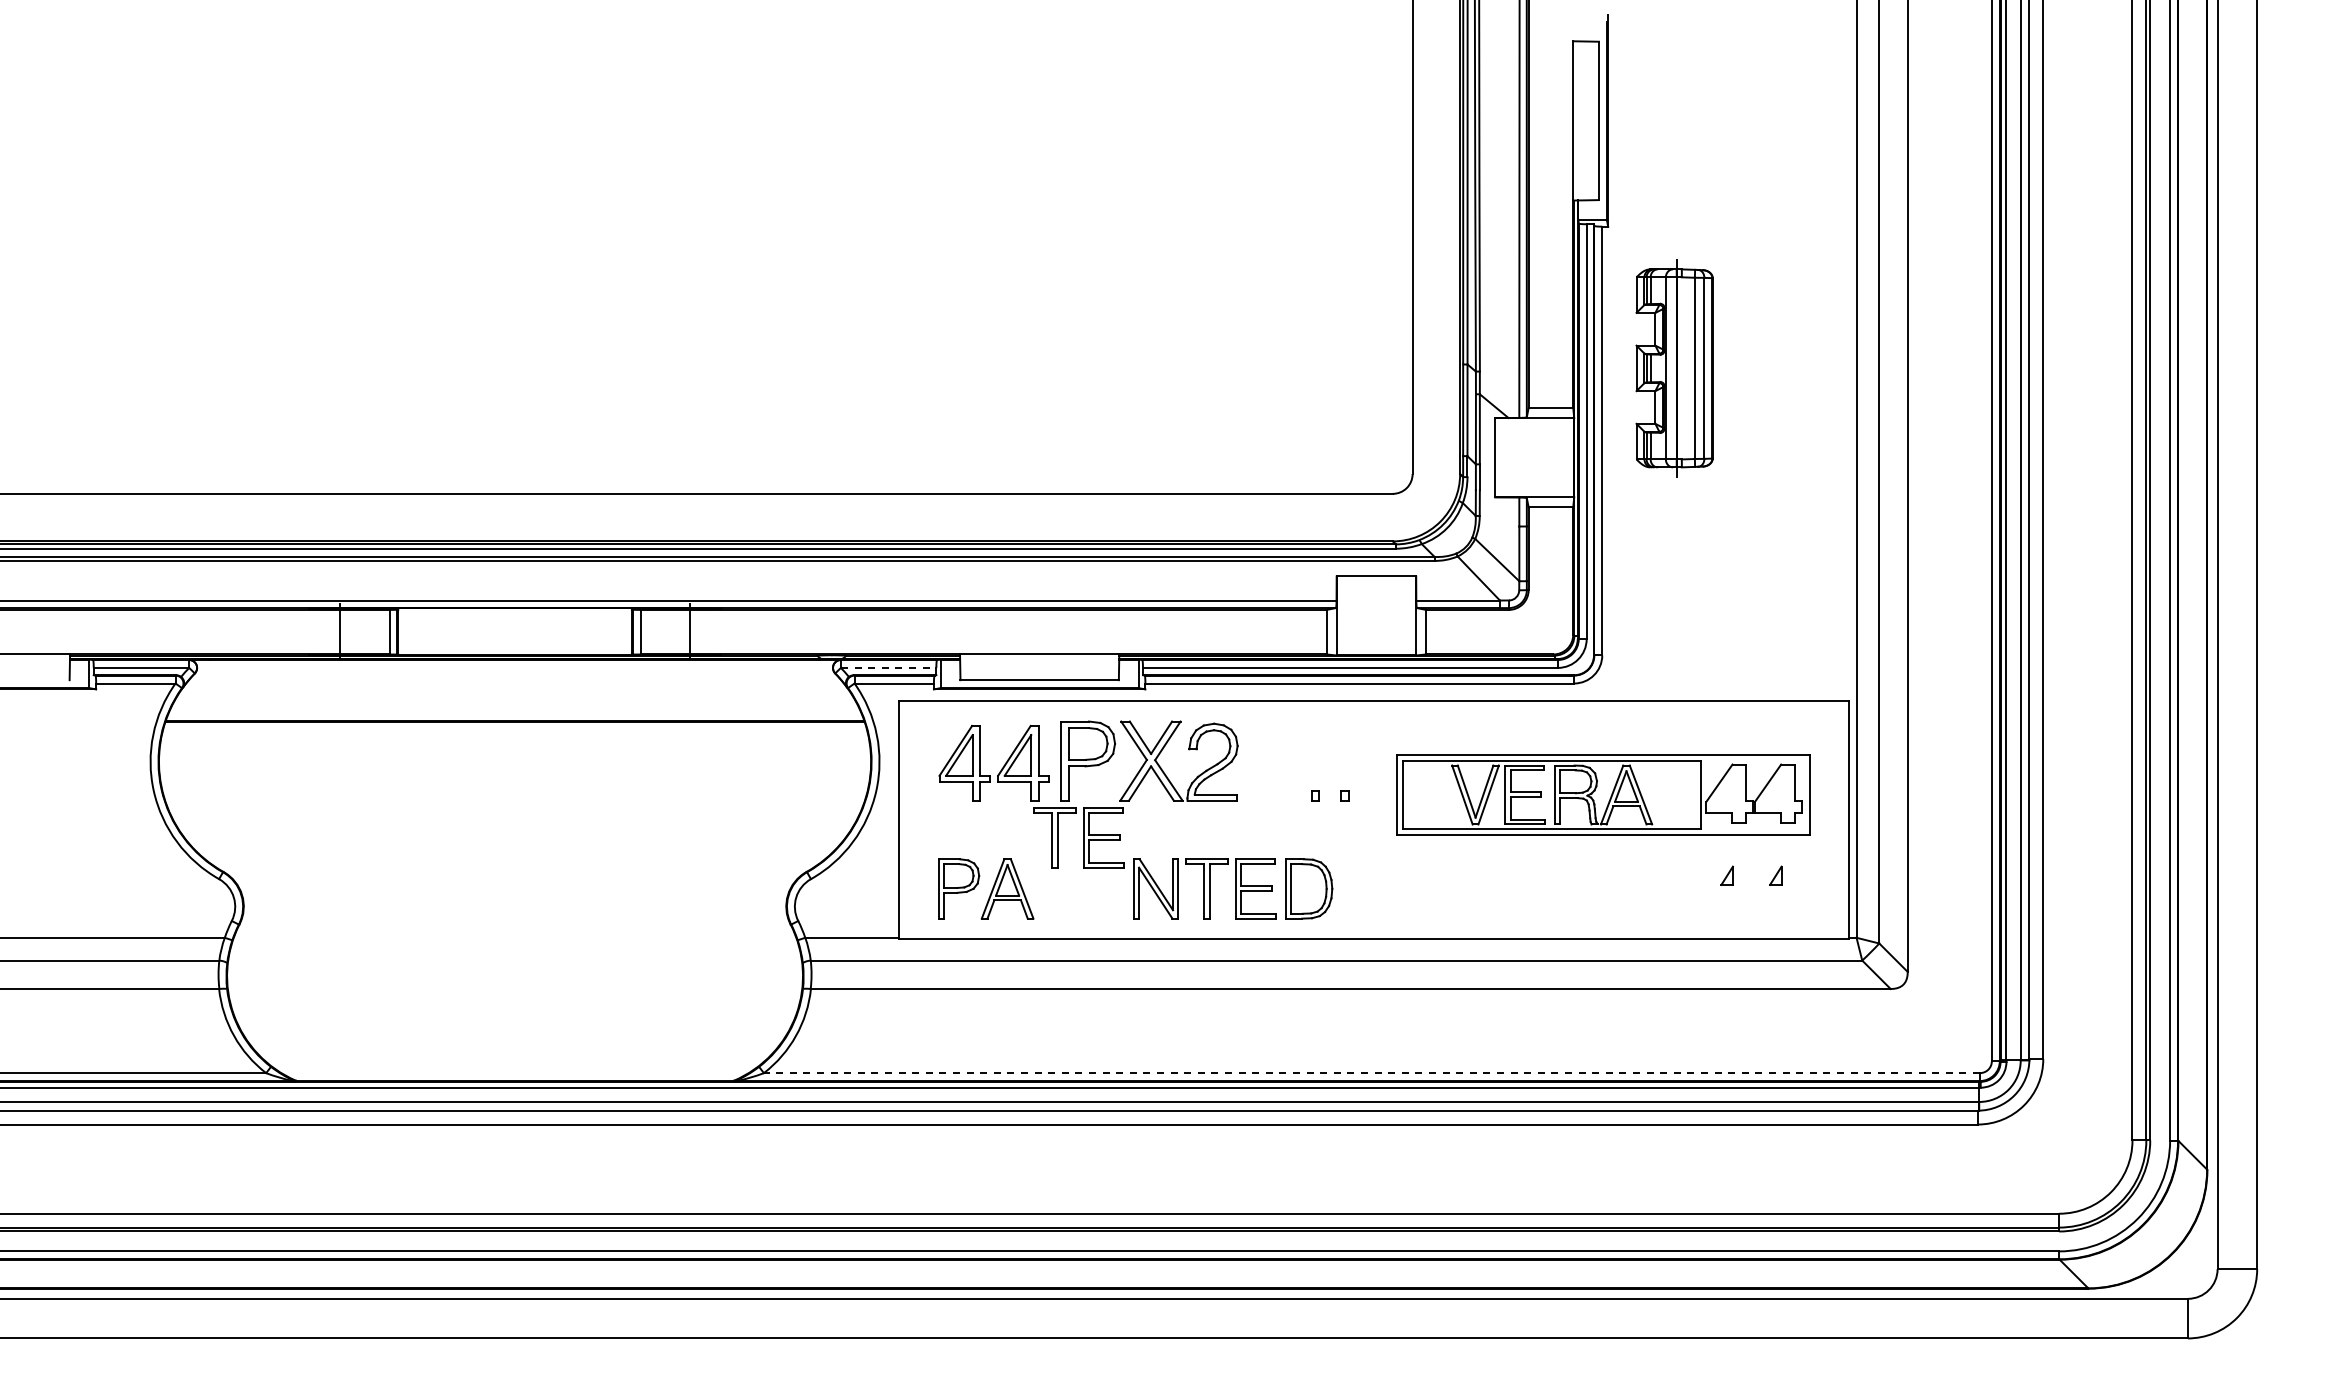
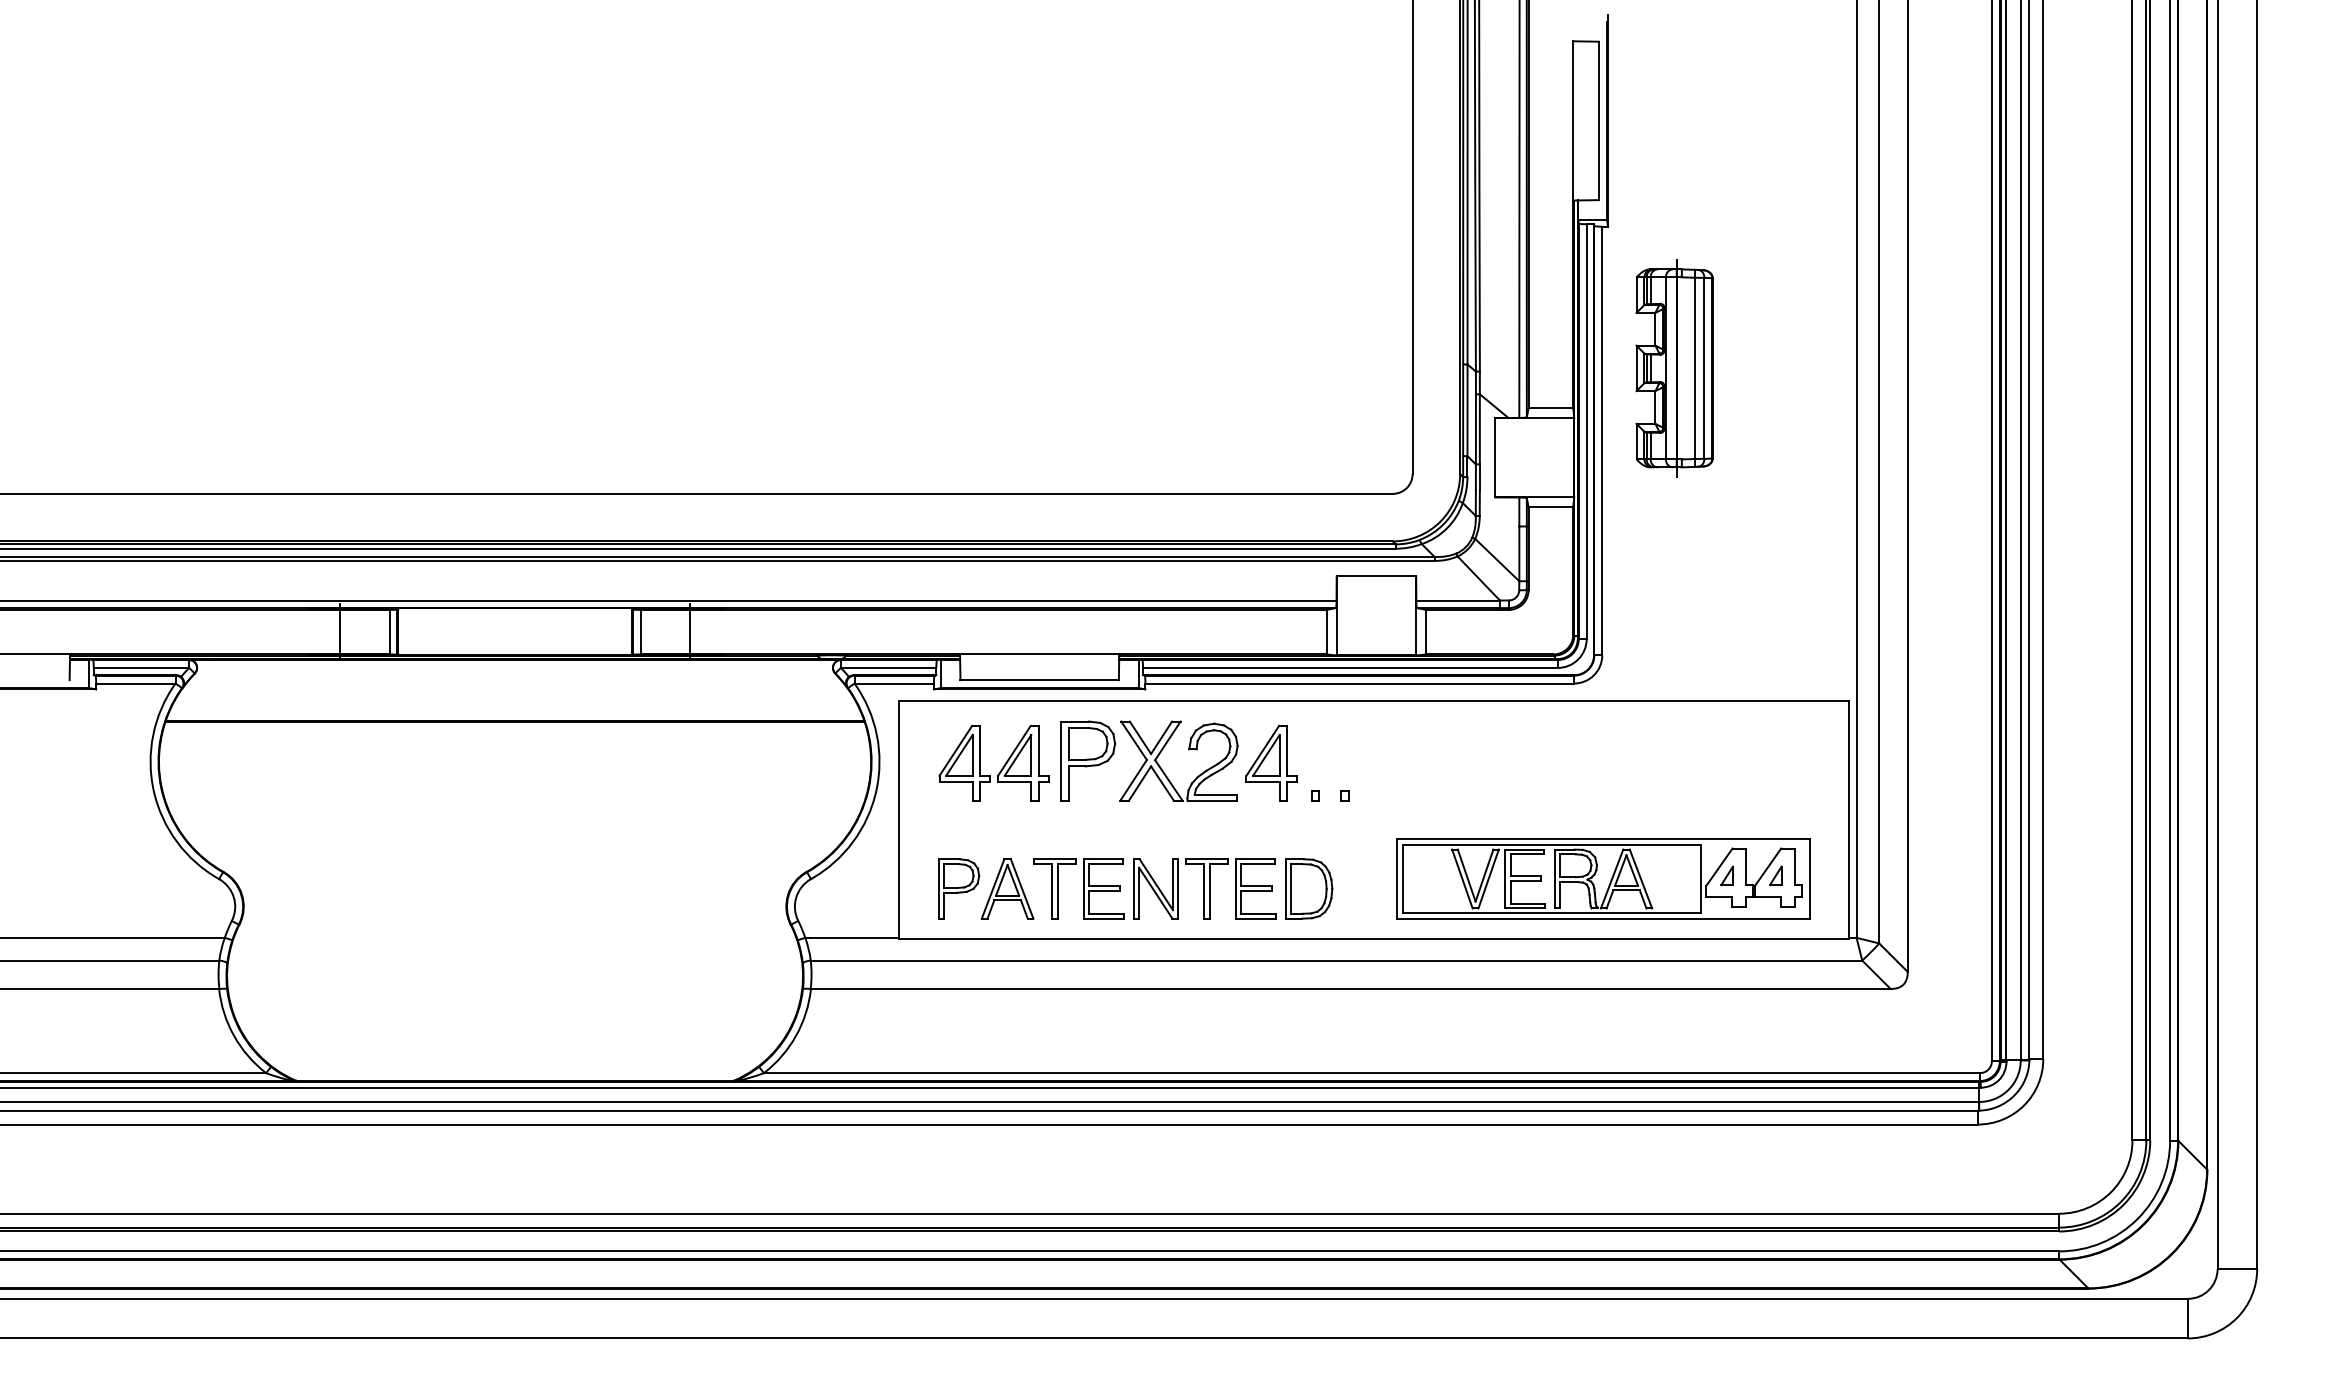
line: dashed -> solid (888, 667)
part: none -> present (1271, 763)
part position: (1603, 794) -> (1603, 878) (1603, 878)
part position: (1078, 837) -> (1078, 888) (1078, 888)
line: dashed -> solid (1371, 1073)
